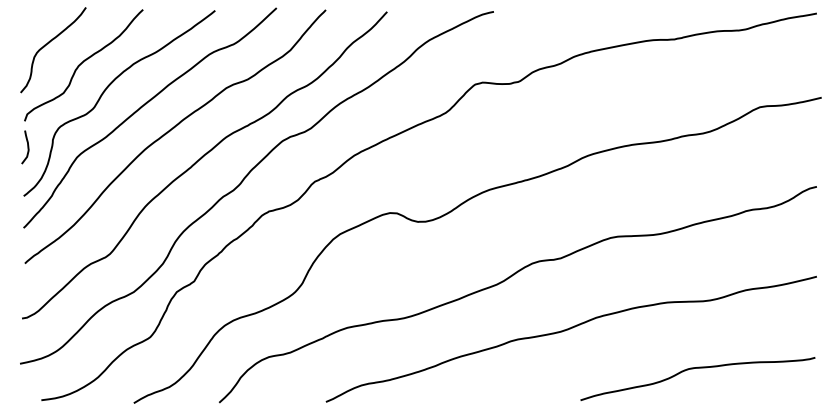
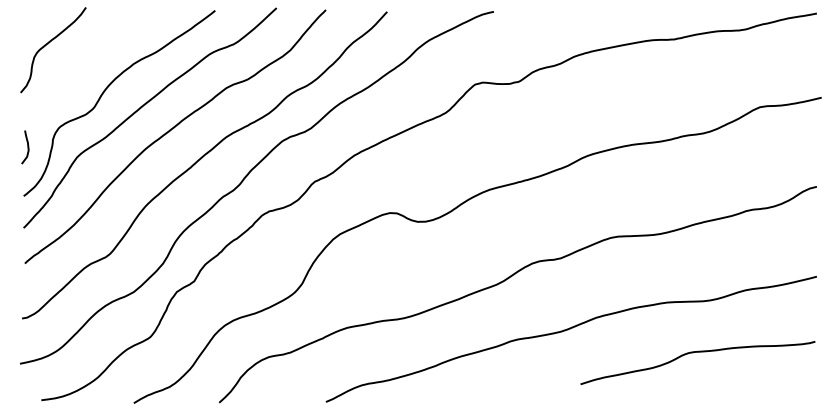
curve: present -> none (82, 63)
curve position: (693, 369) -> (693, 353) (693, 353)
